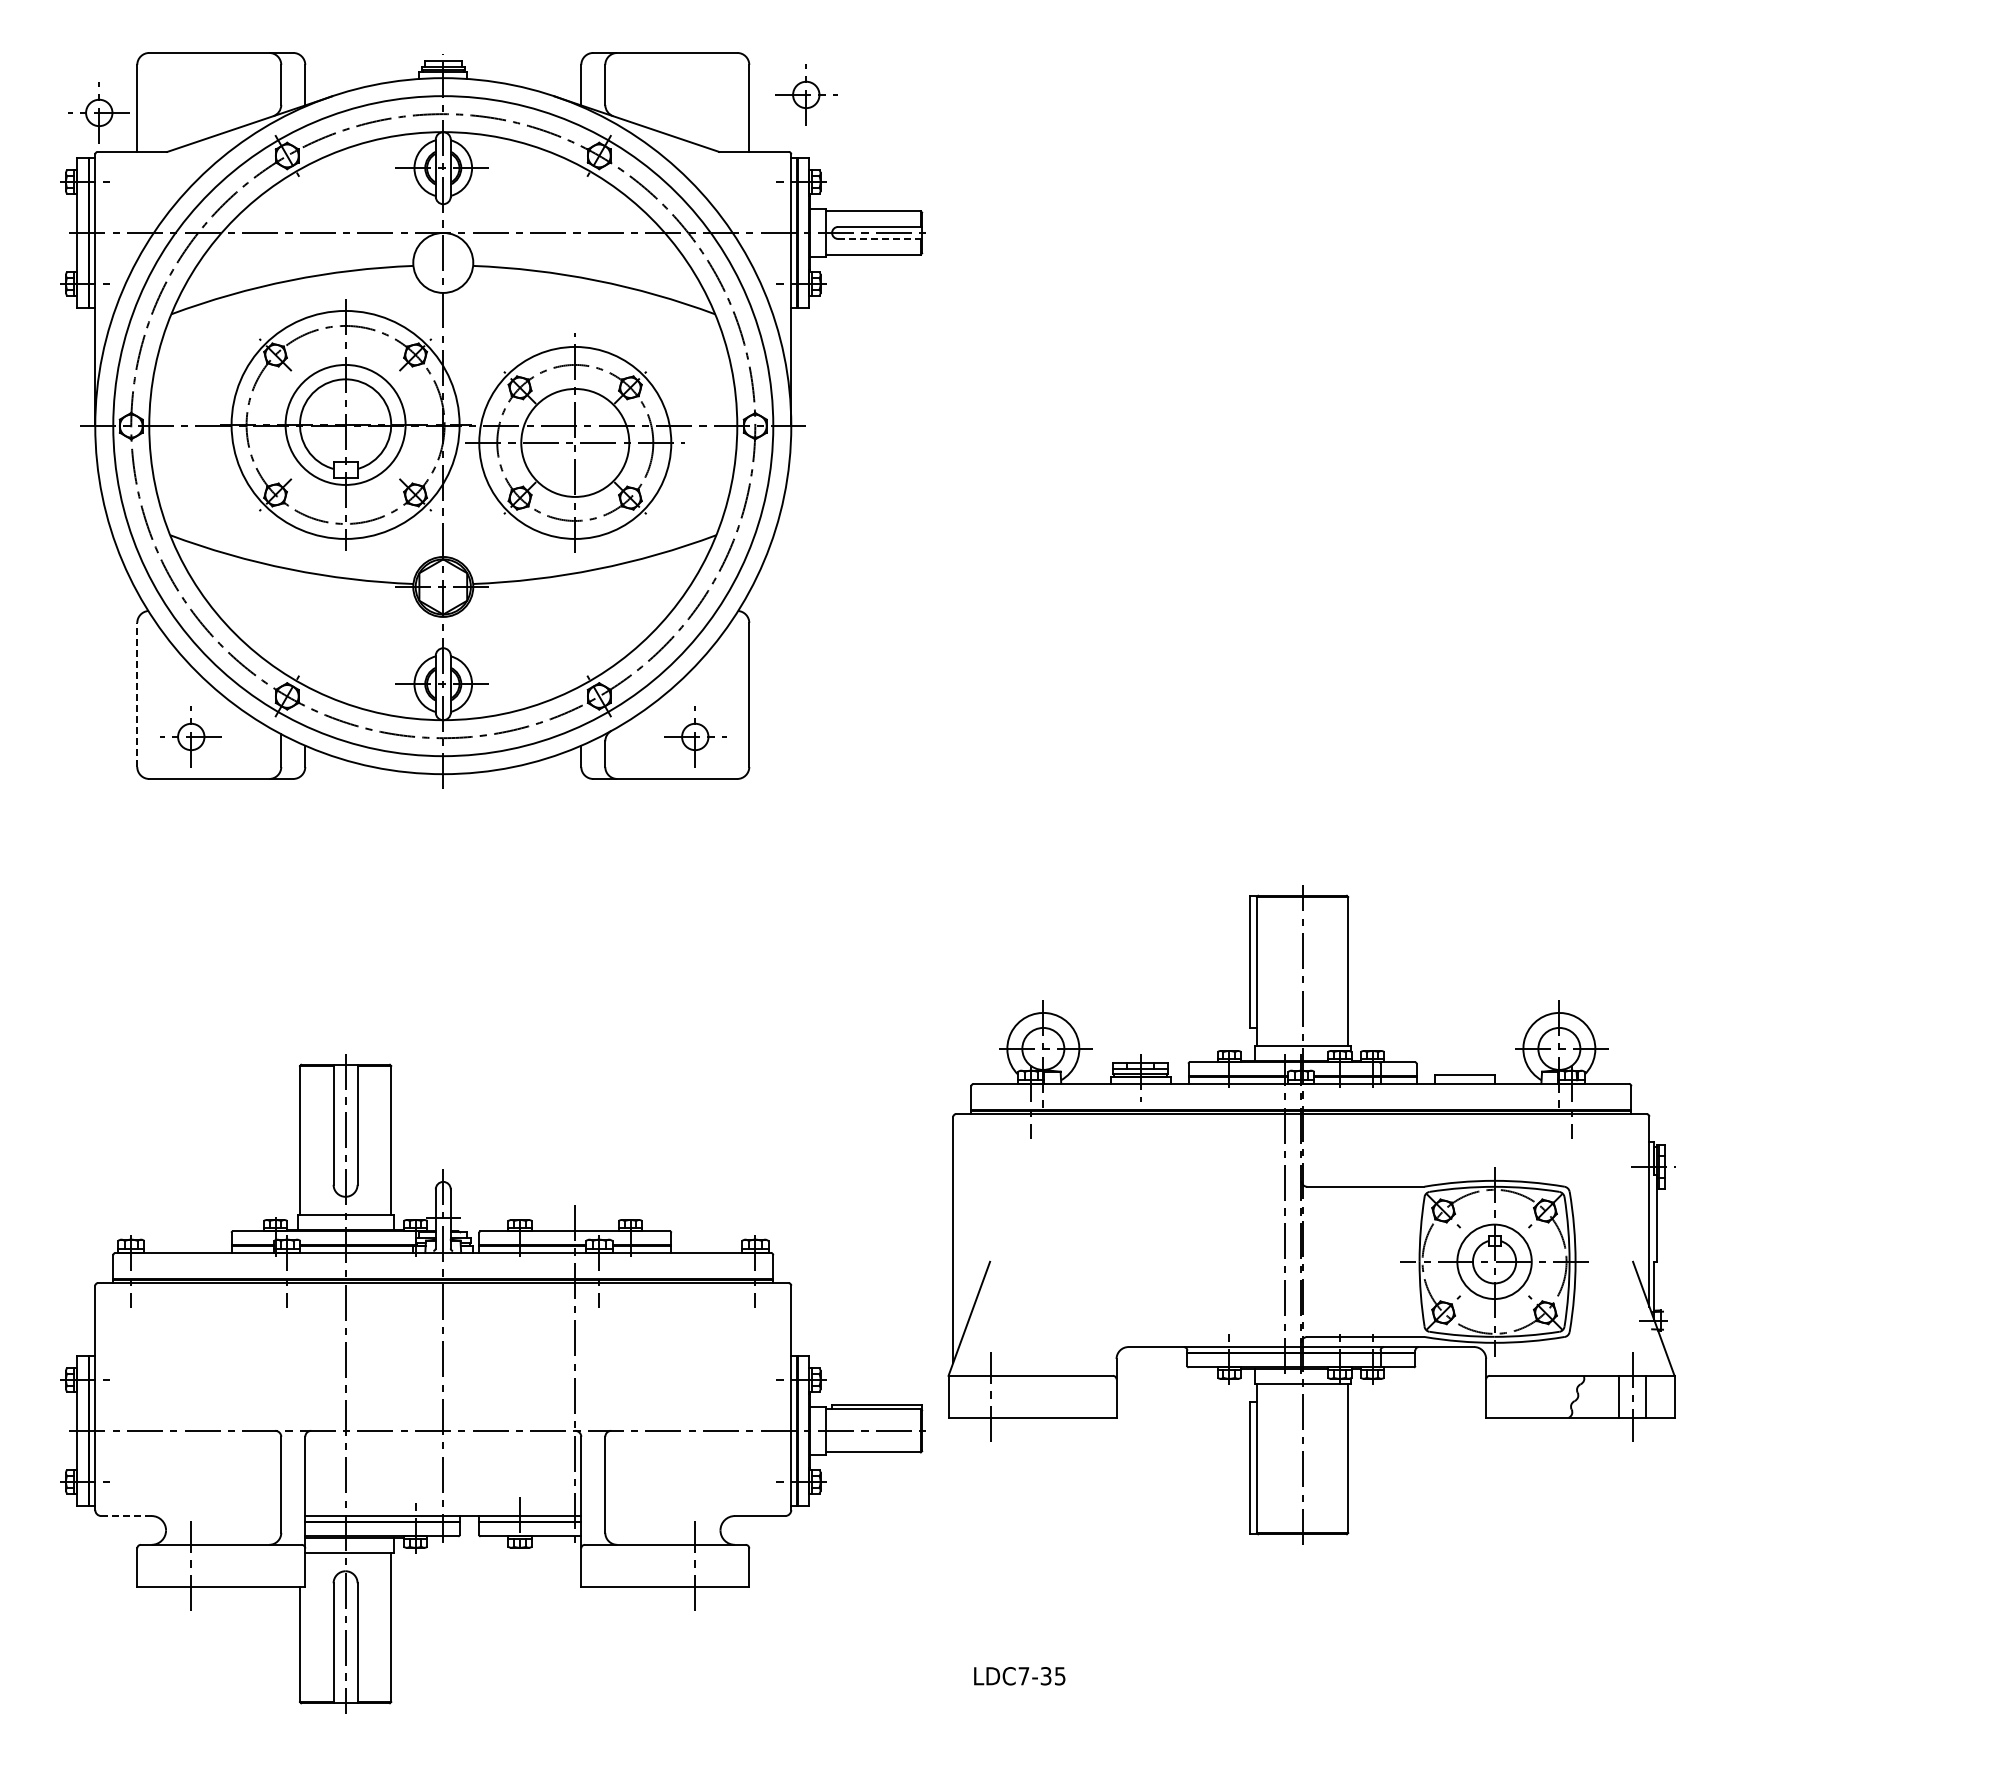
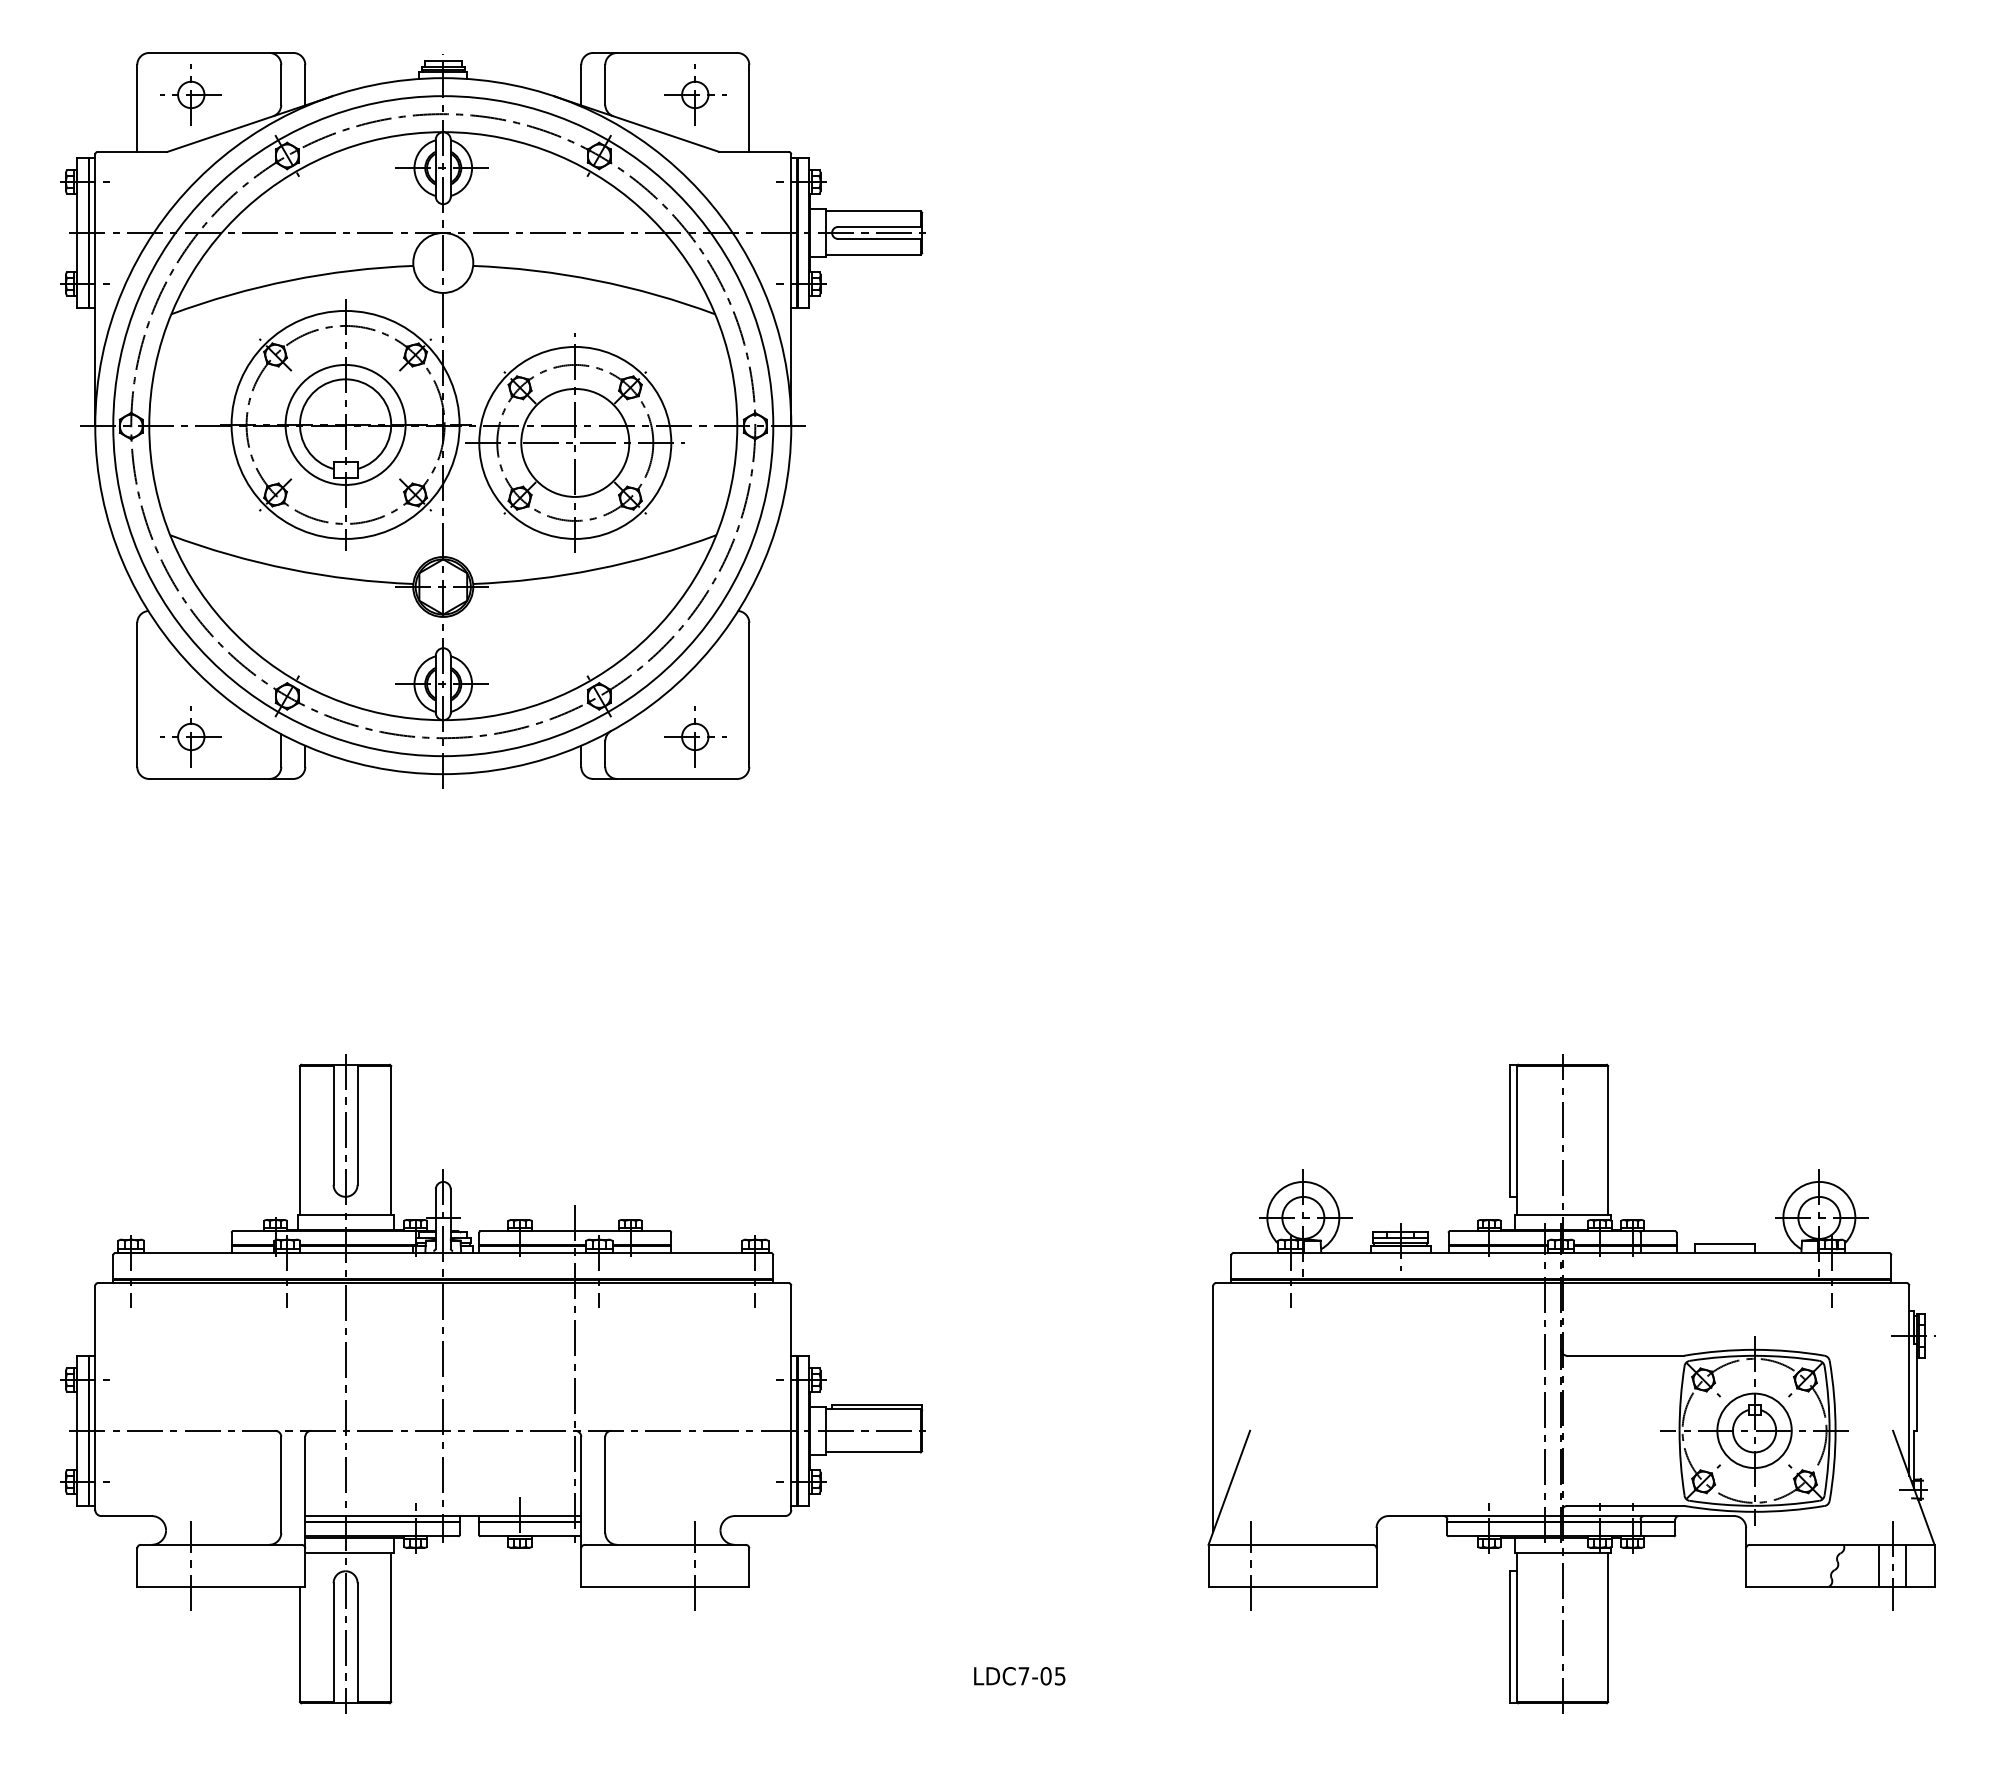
part position: (806, 94) -> (695, 94) (695, 94)
part position: (98, 112) -> (190, 94) (190, 94)
line: dashed -> solid (880, 238)
line: dashed -> solid (137, 694)
part position: (1311, 1214) -> (1571, 1383) (1571, 1383)
line: dashed -> solid (125, 1516)
text: LDC7-35 -> LDC7-05 (1045, 1676)
